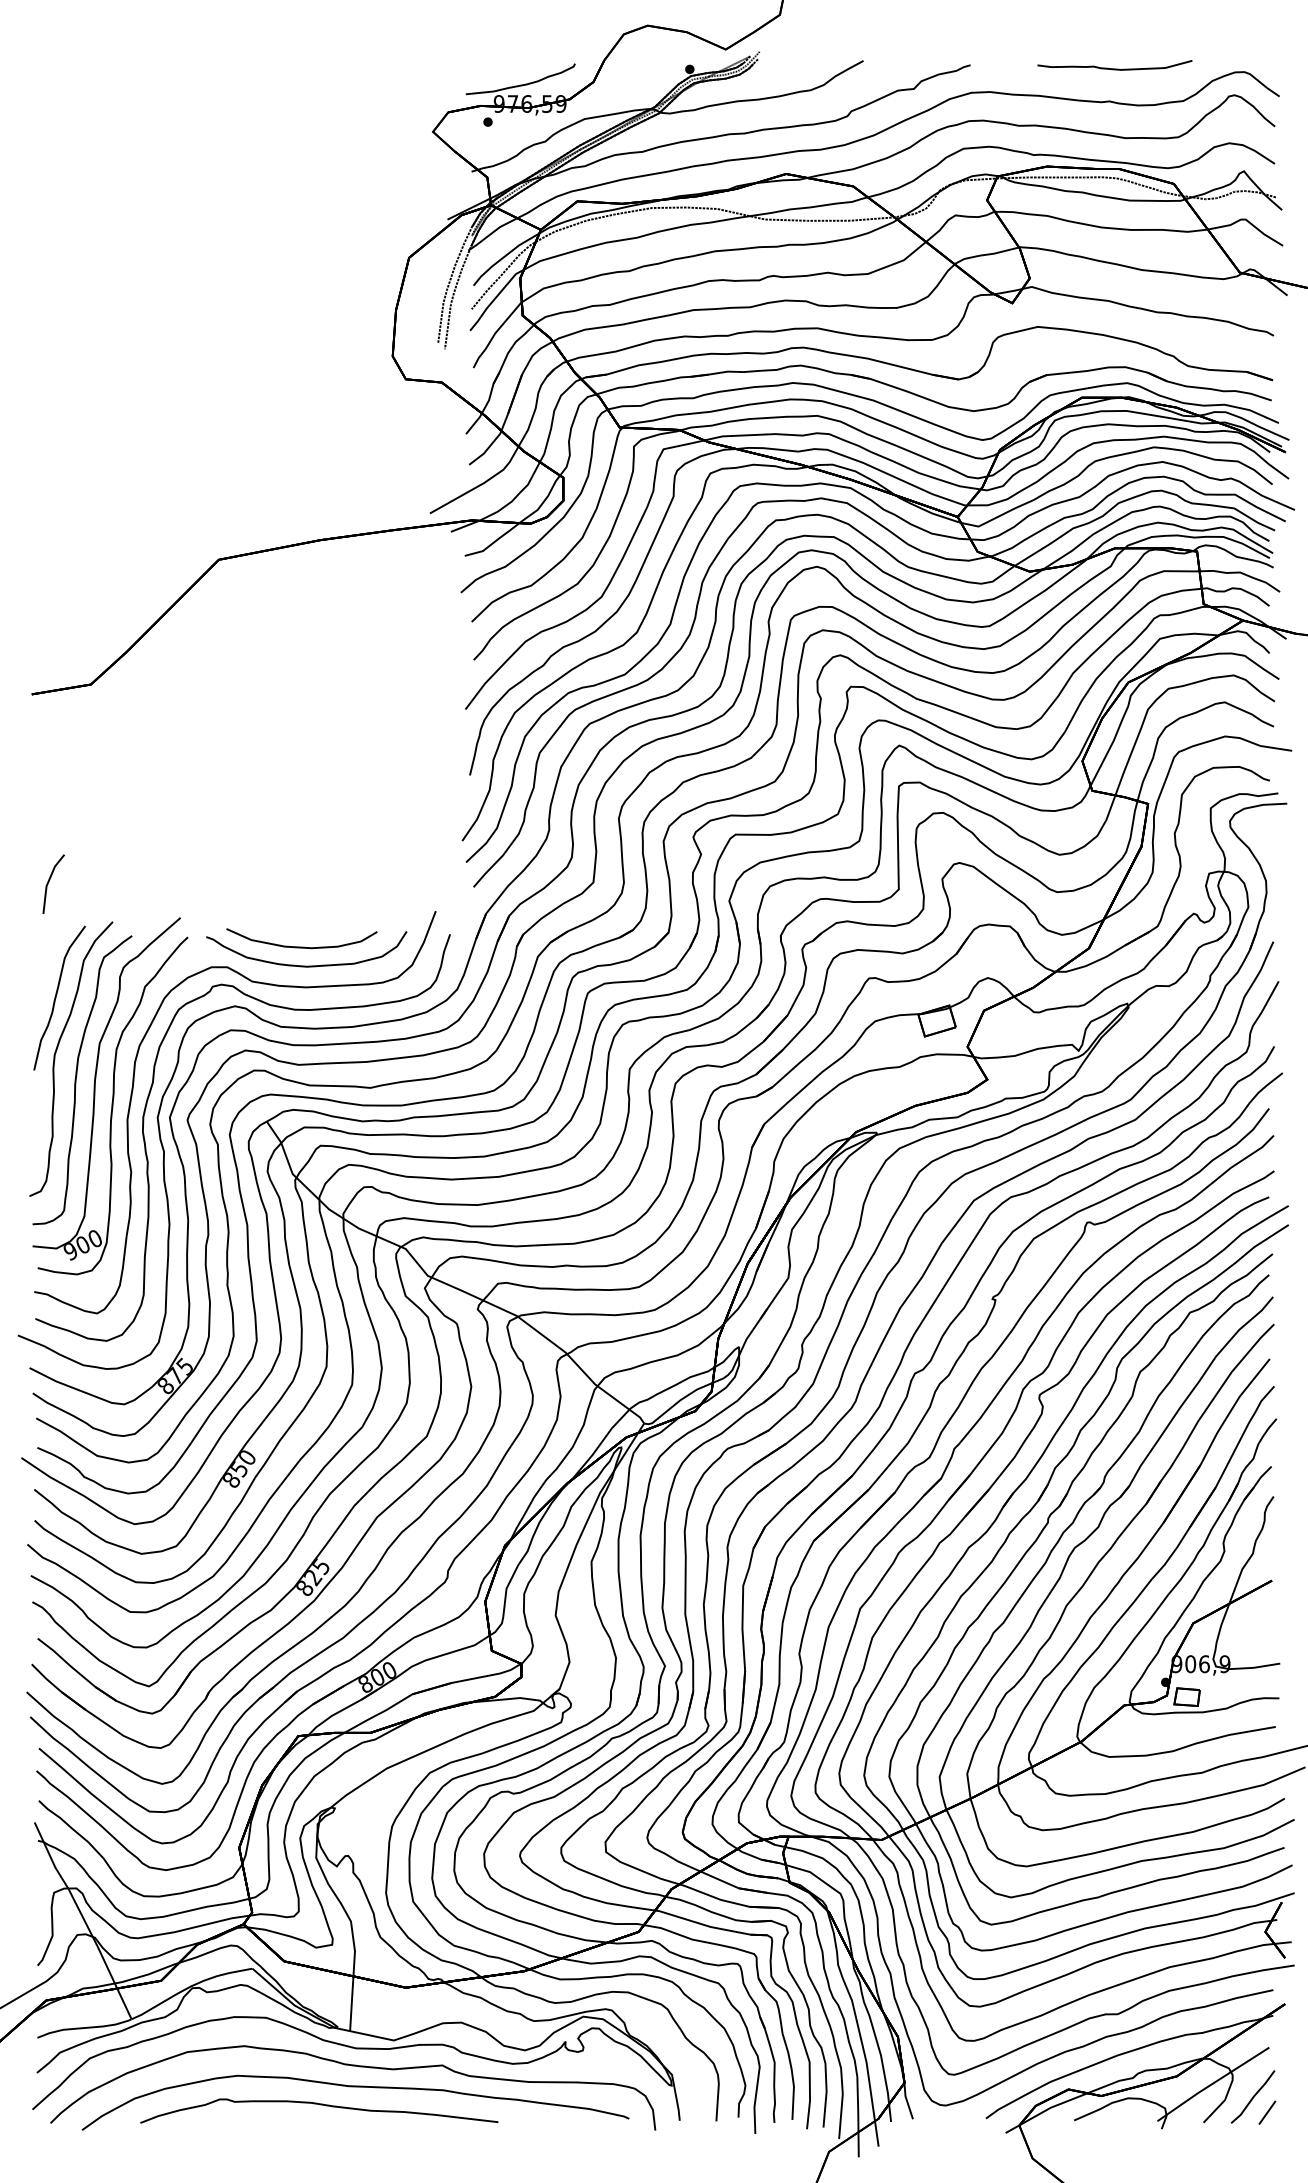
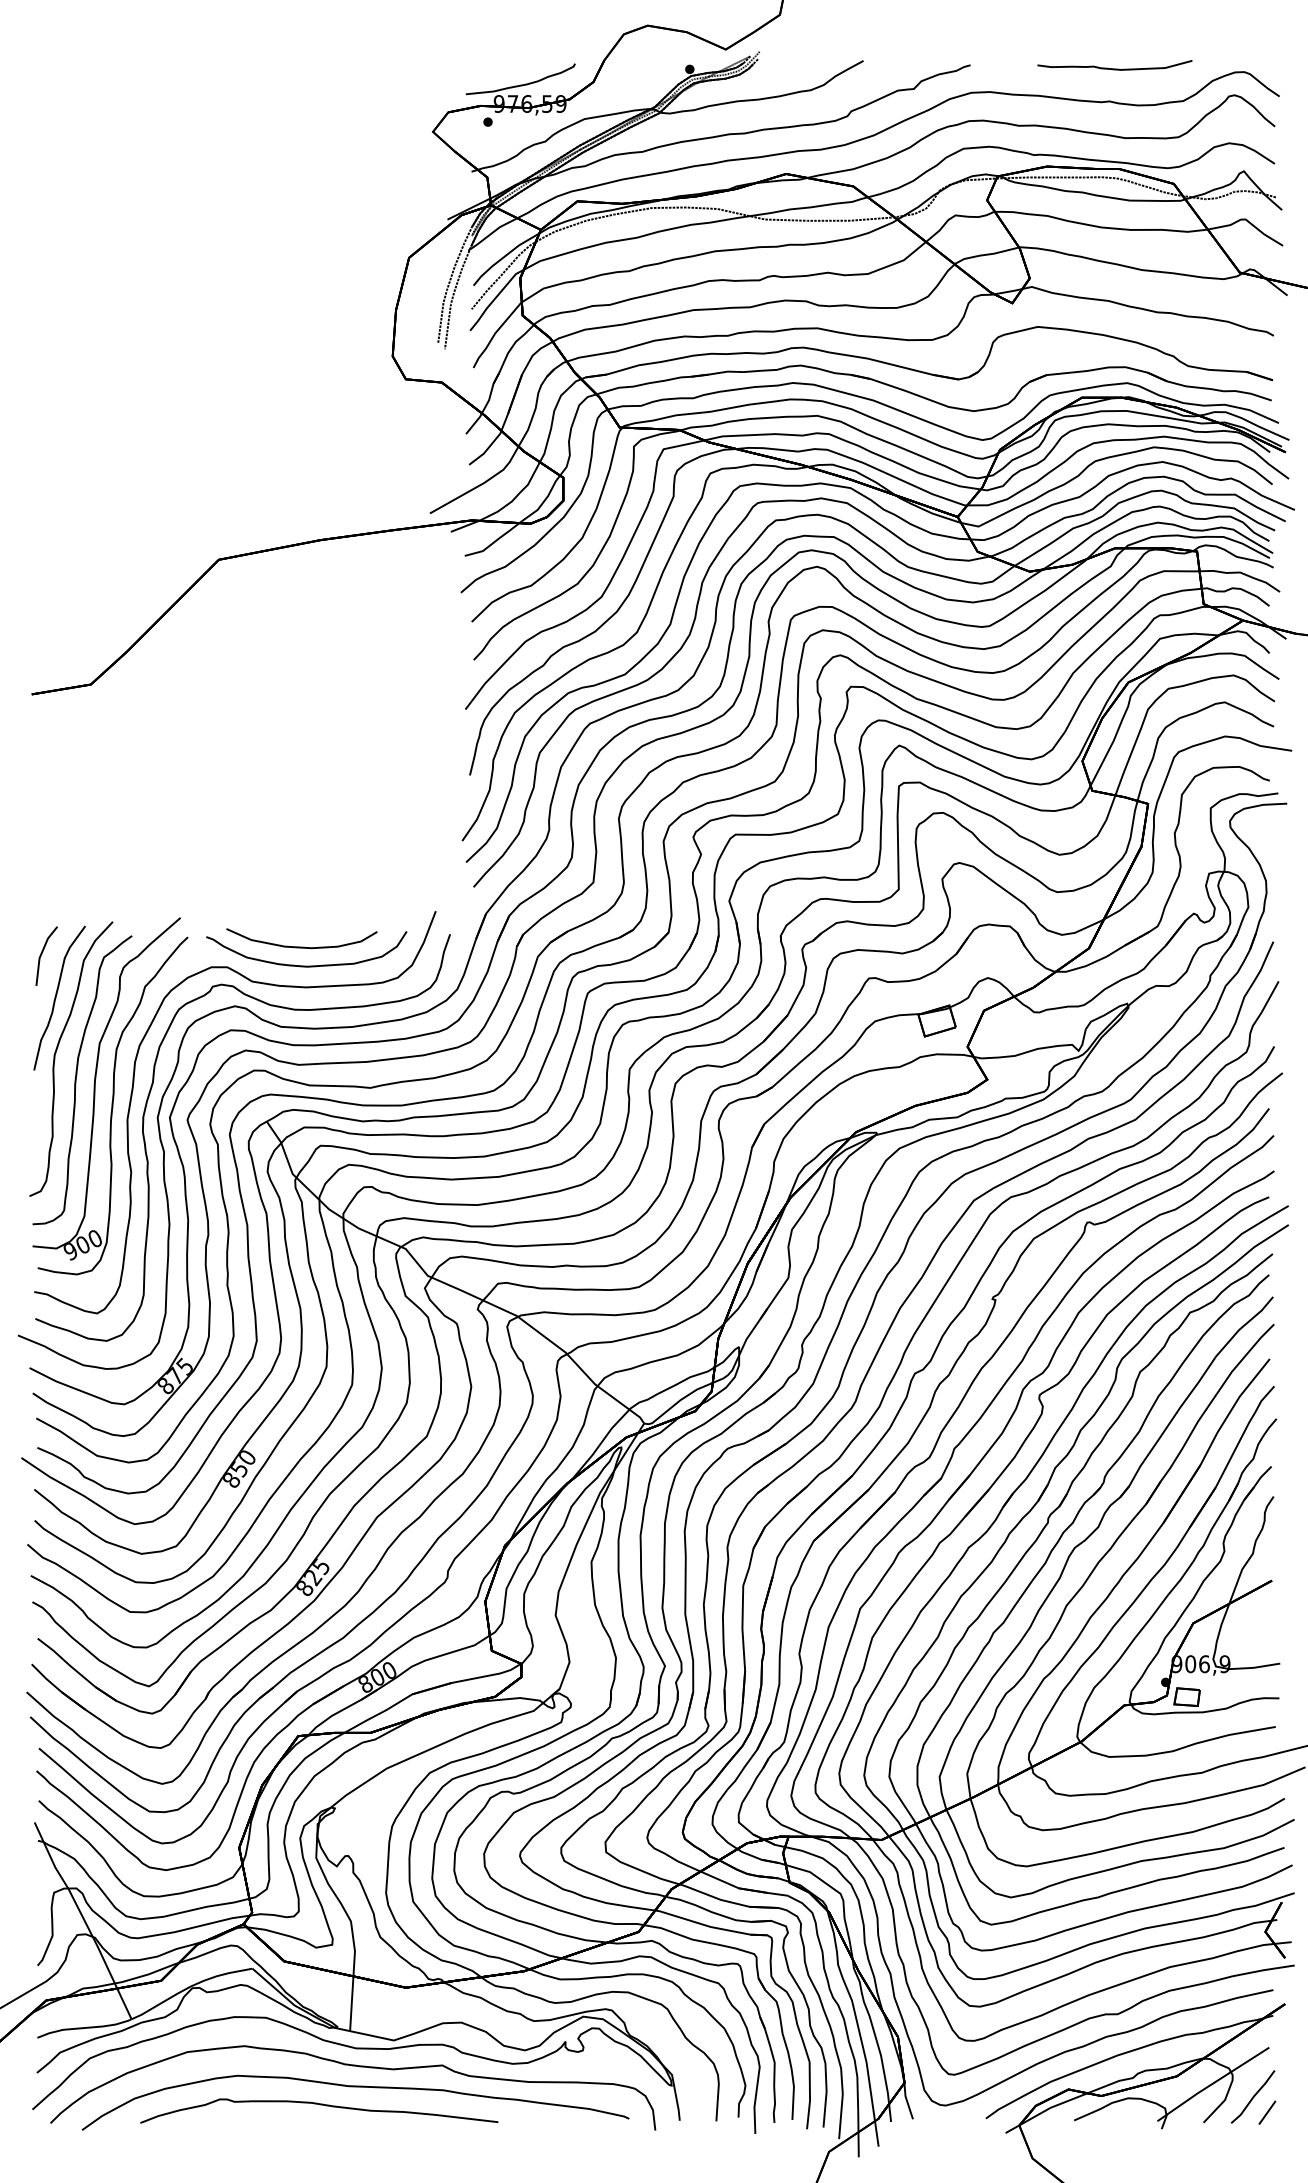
part position: (53, 883) -> (46, 955) (46, 955)
